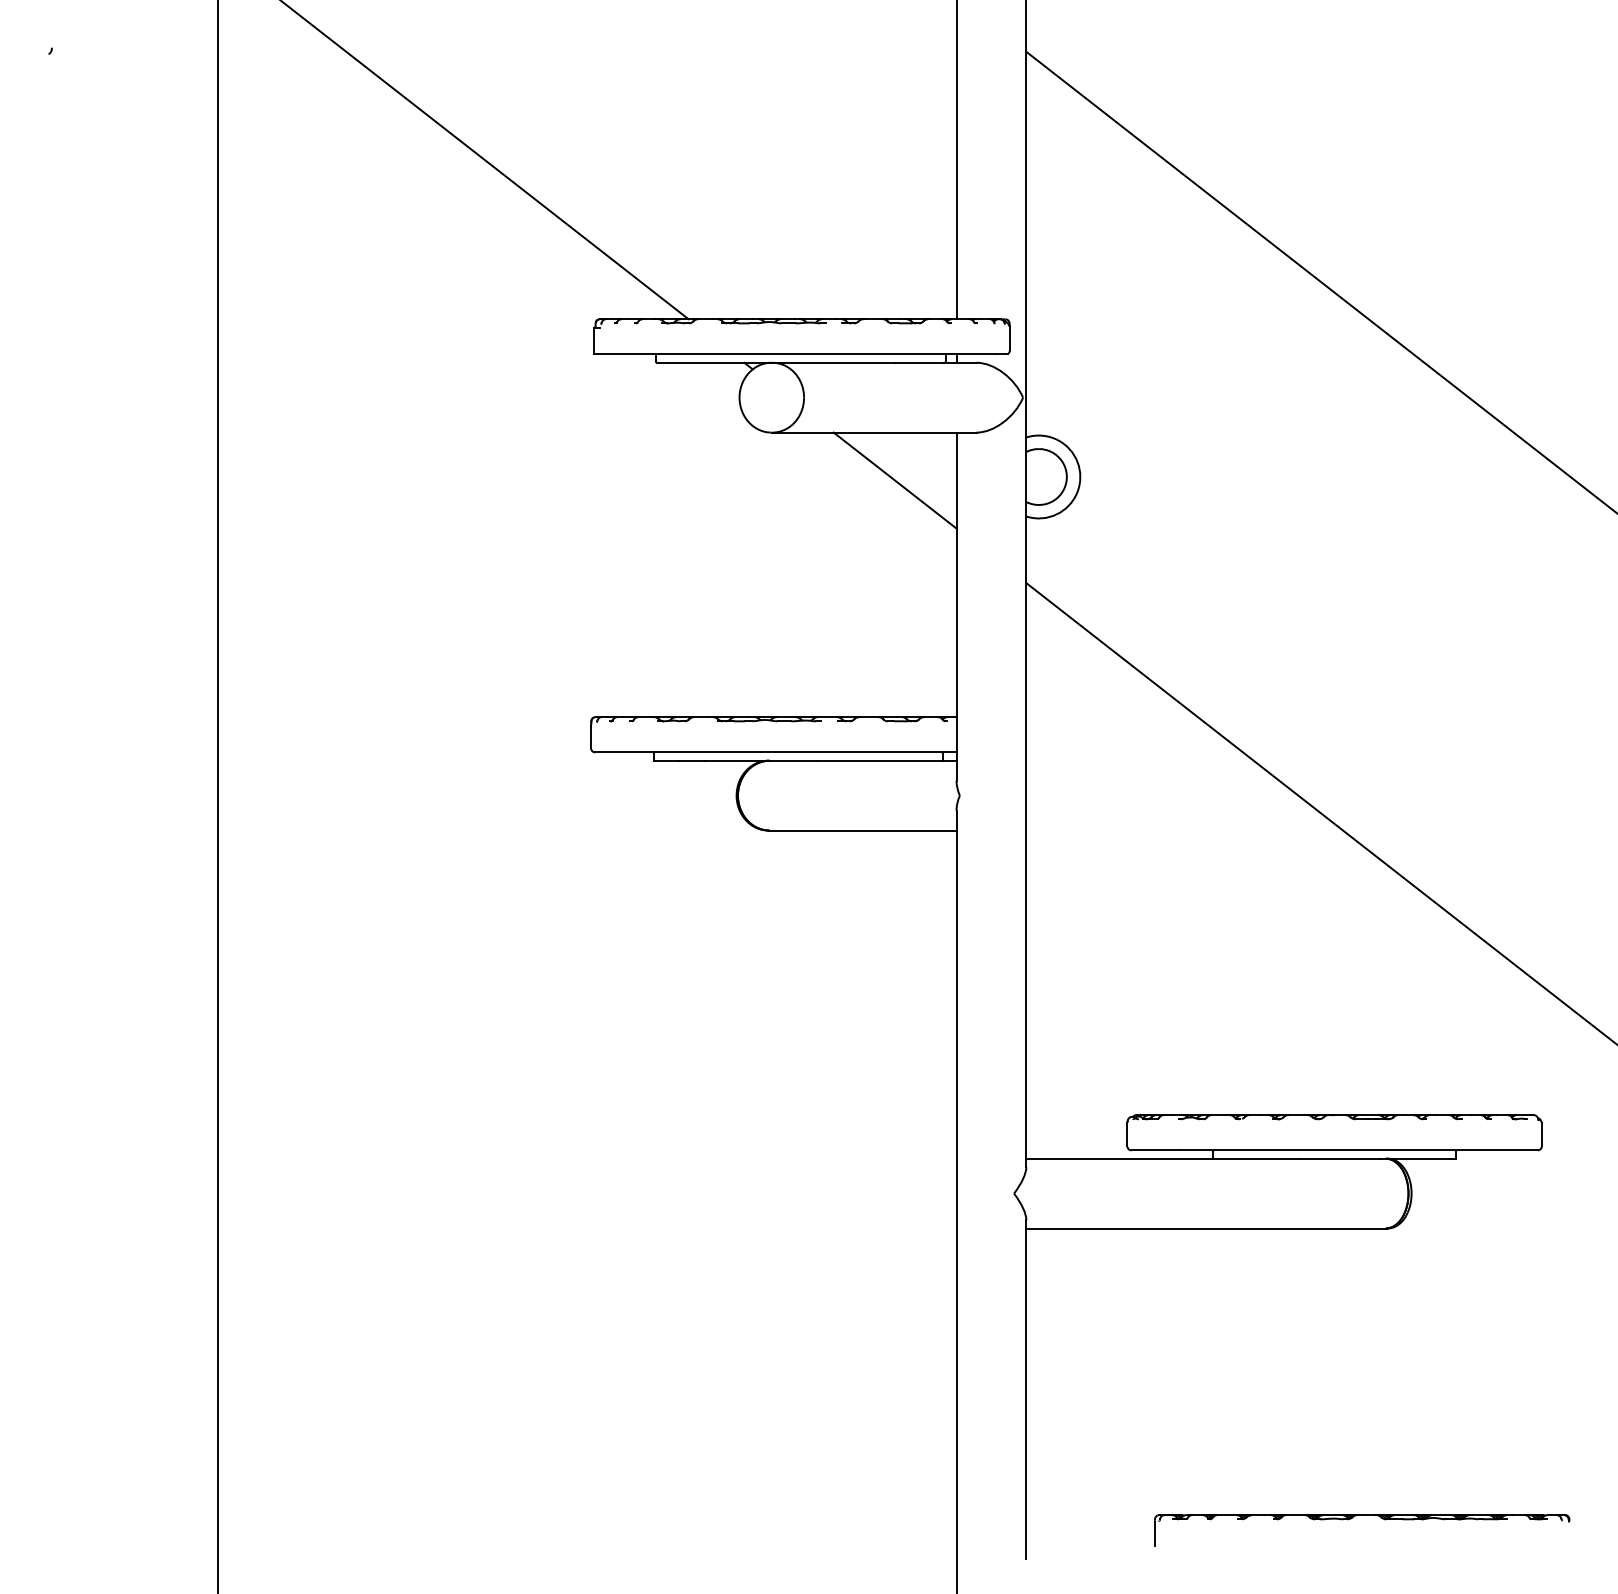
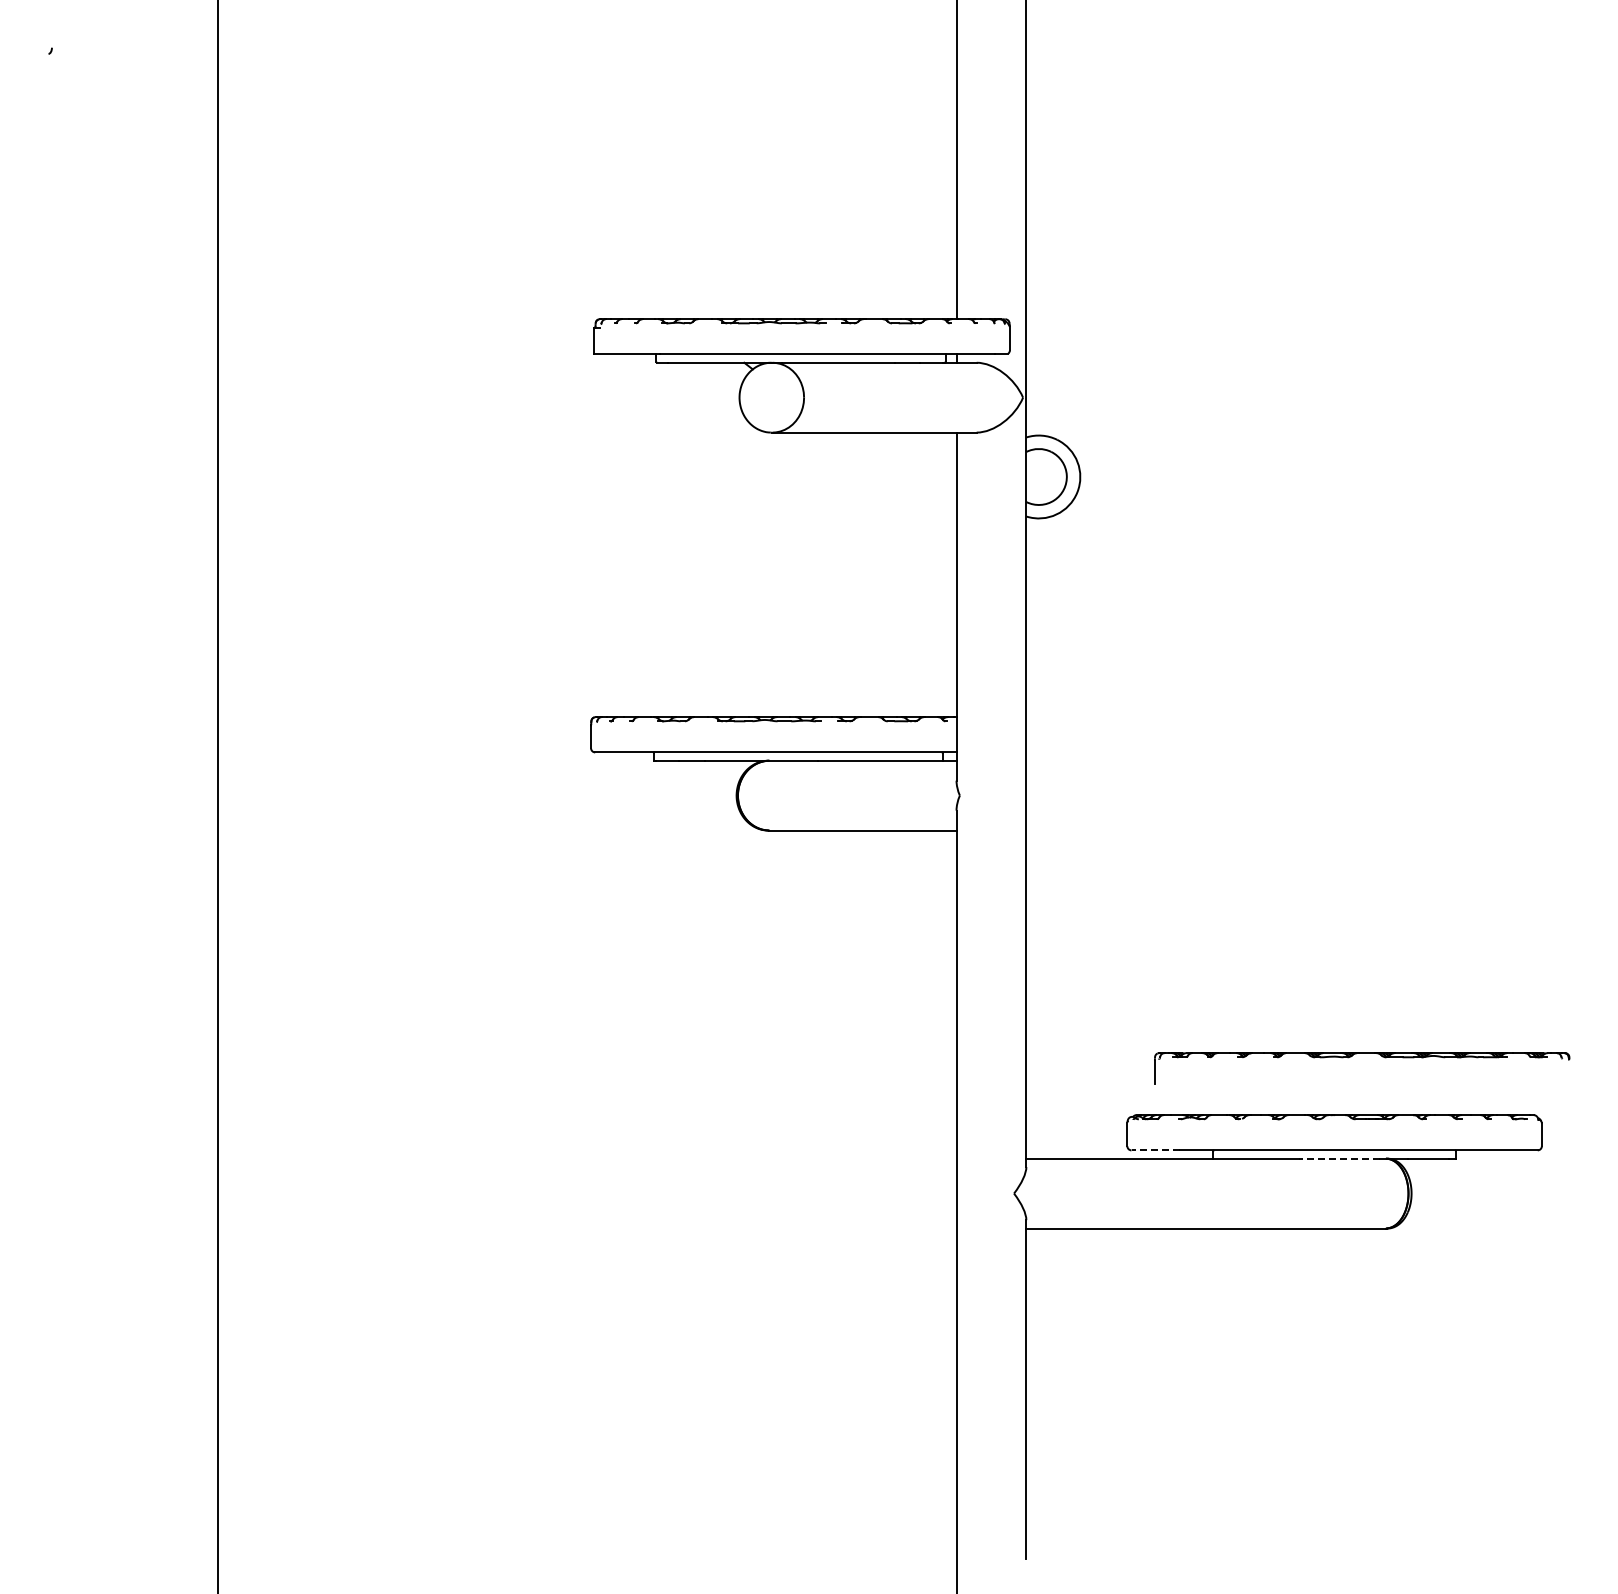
line: present -> none (485, 160)
line: present -> none (1320, 281)
line: present -> none (894, 480)
line: present -> none (1320, 812)
line: solid -> dashed (1155, 1150)
line: solid -> dashed (1339, 1158)
part position: (1362, 1515) -> (1362, 1053) (1362, 1053)
